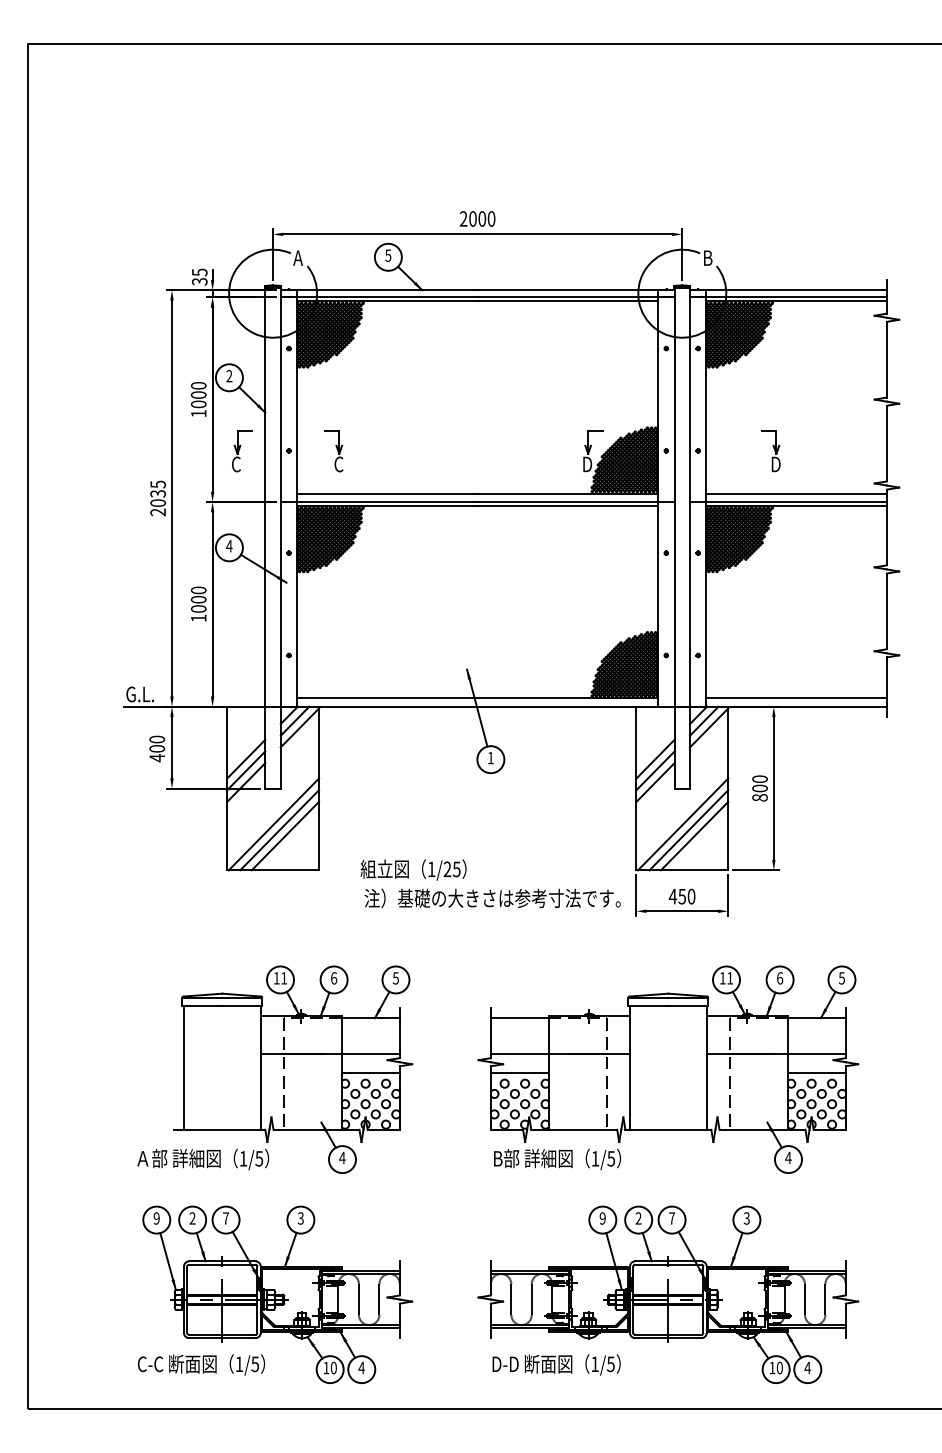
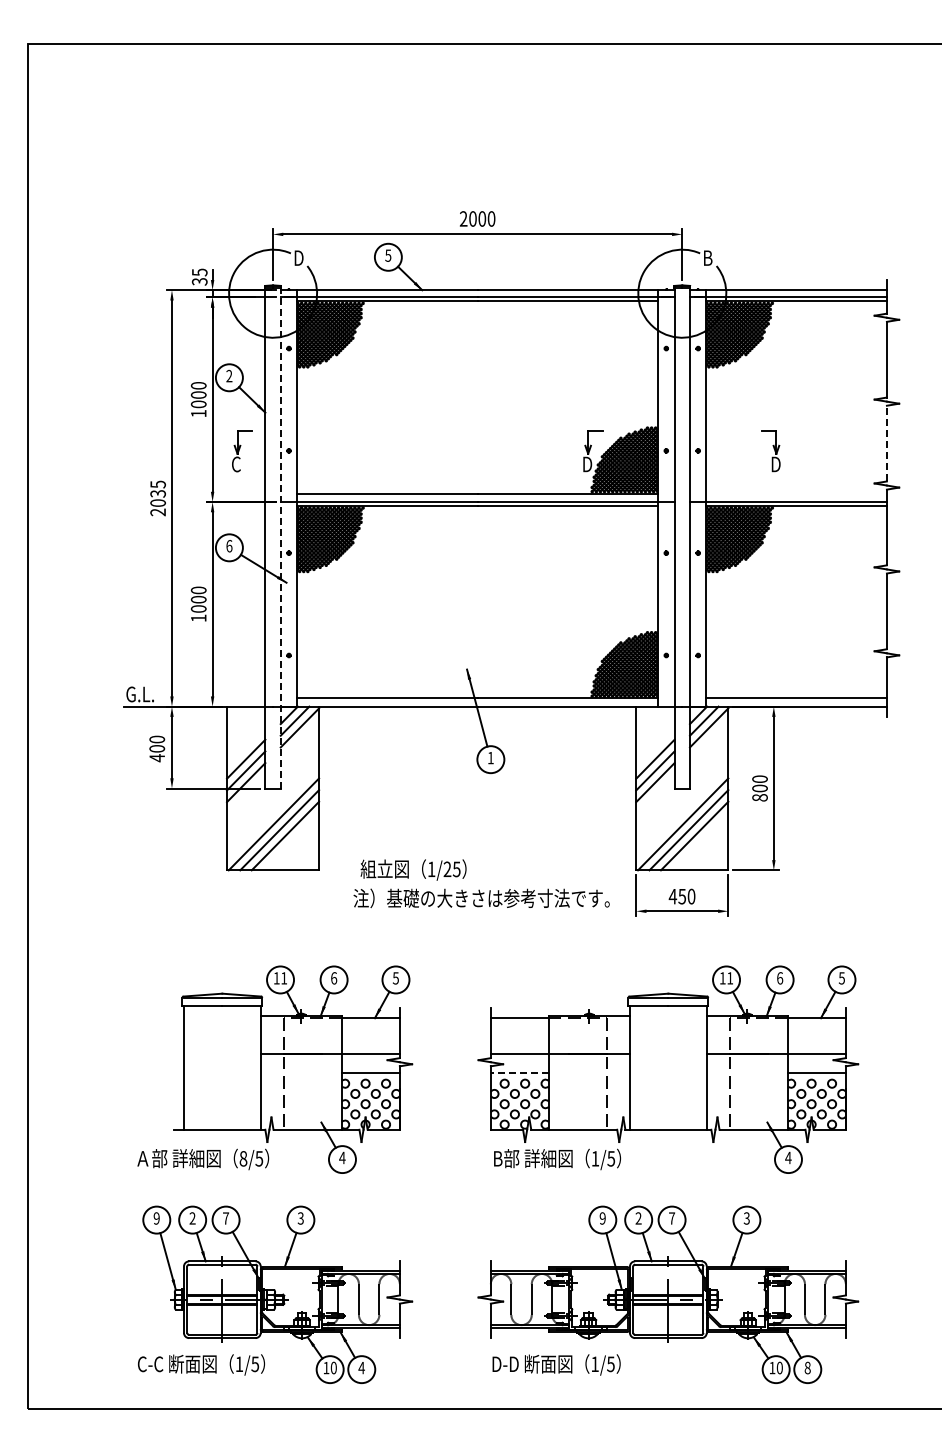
text: A -> D (298, 257)
line: solid -> dashed (886, 443)
part: present -> none (333, 451)
line: present -> none (796, 493)
line: solid -> dashed (280, 537)
text: 4 -> 6 (229, 546)
text position: (492, 898) -> (481, 898) (481, 898)
line: solid -> dashed (519, 1073)
text: 1/5 -> 8/5 (243, 1158)
text: 4 -> 8 (807, 1367)
